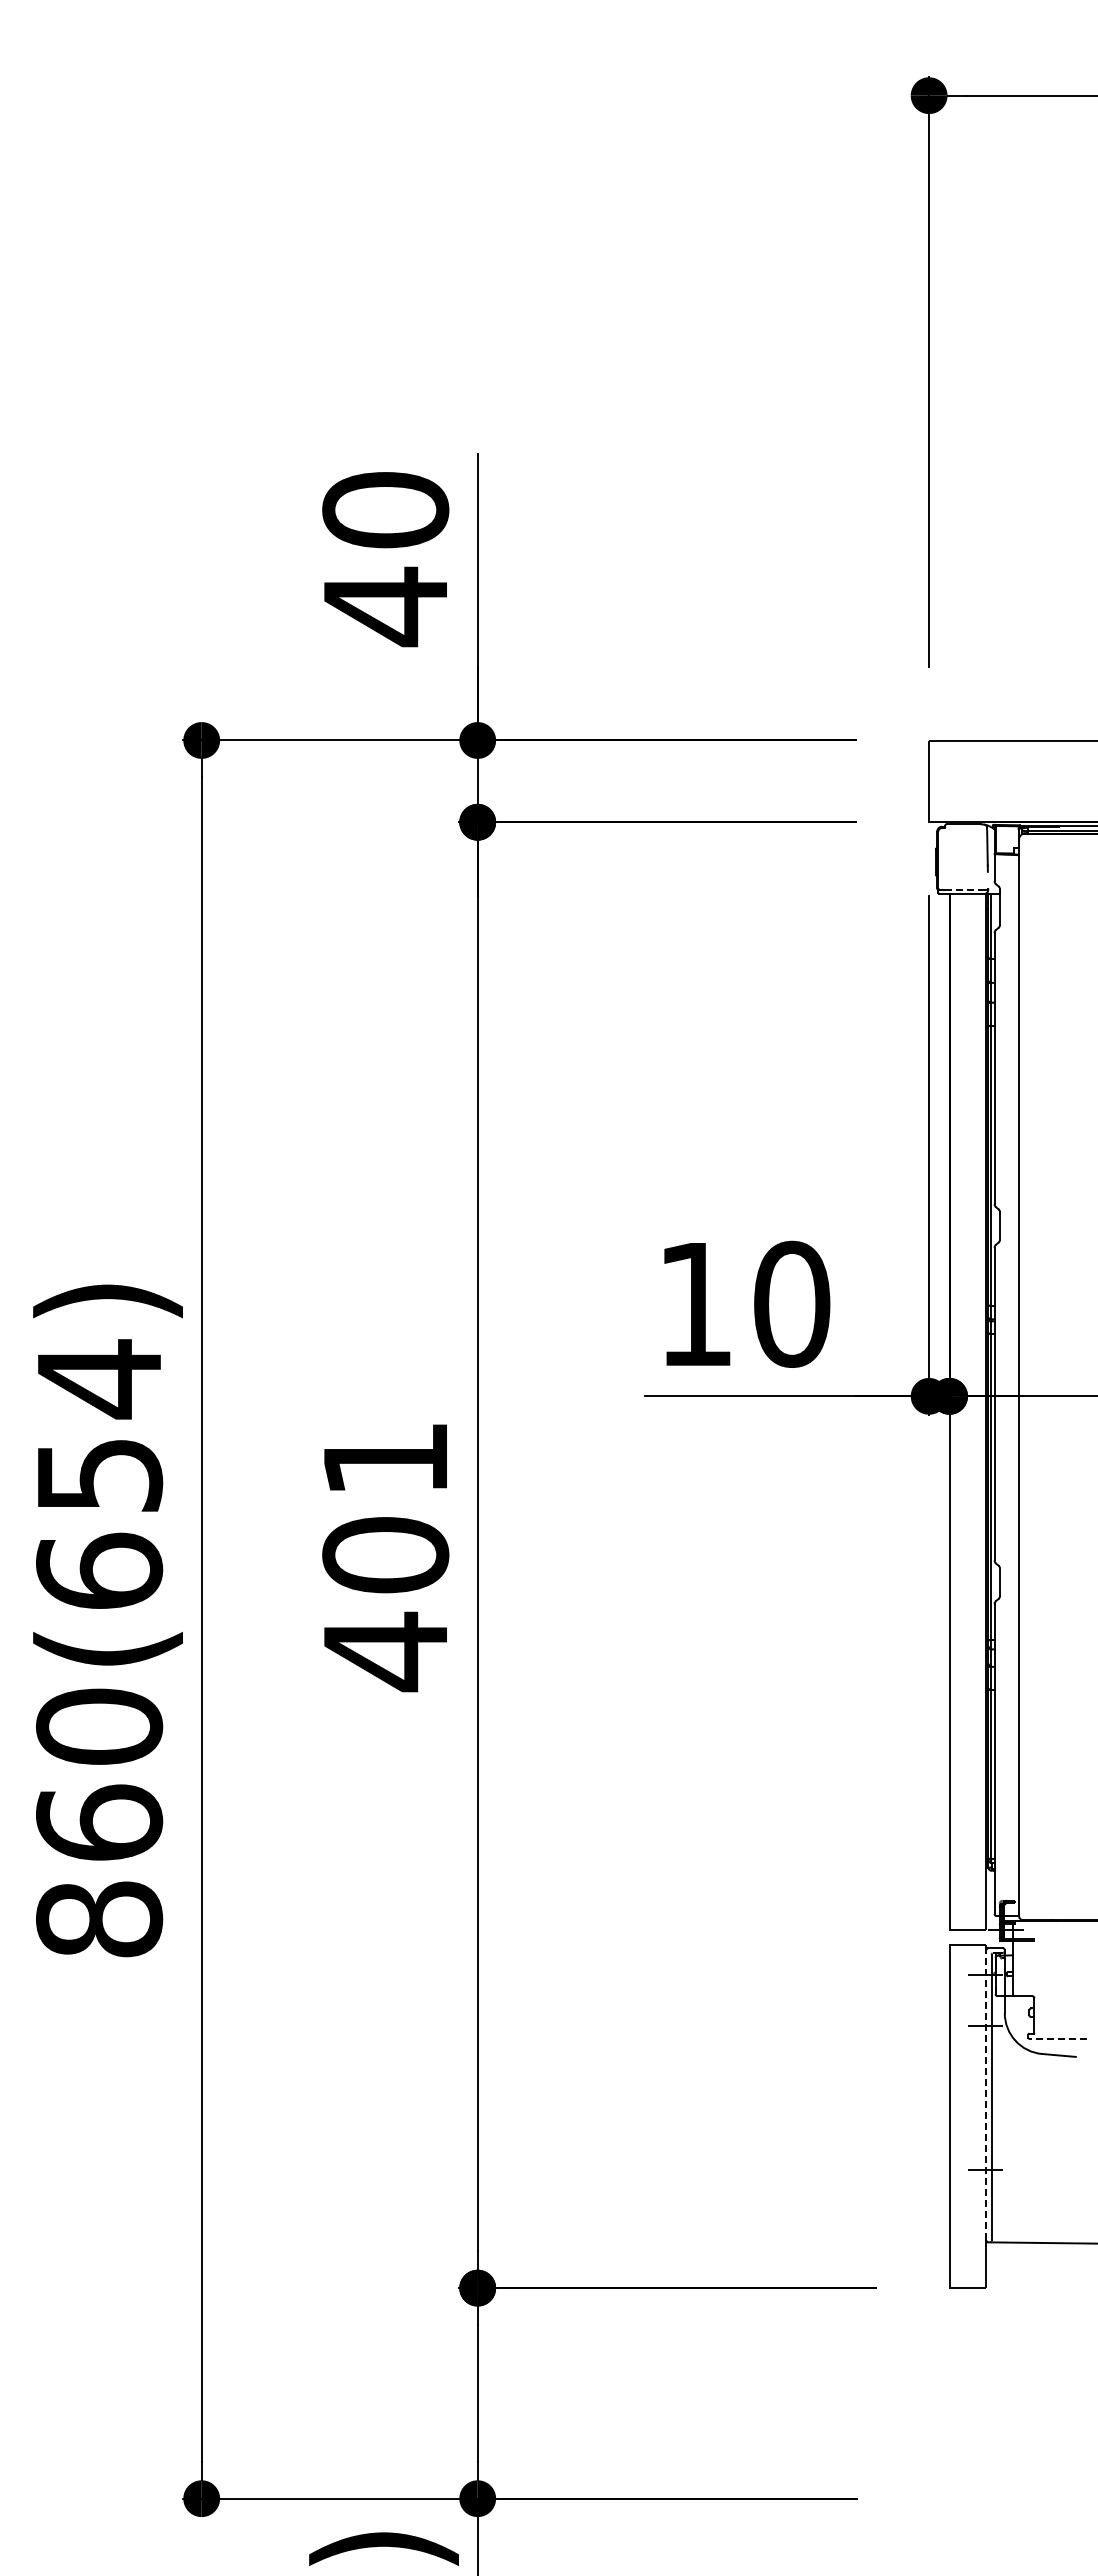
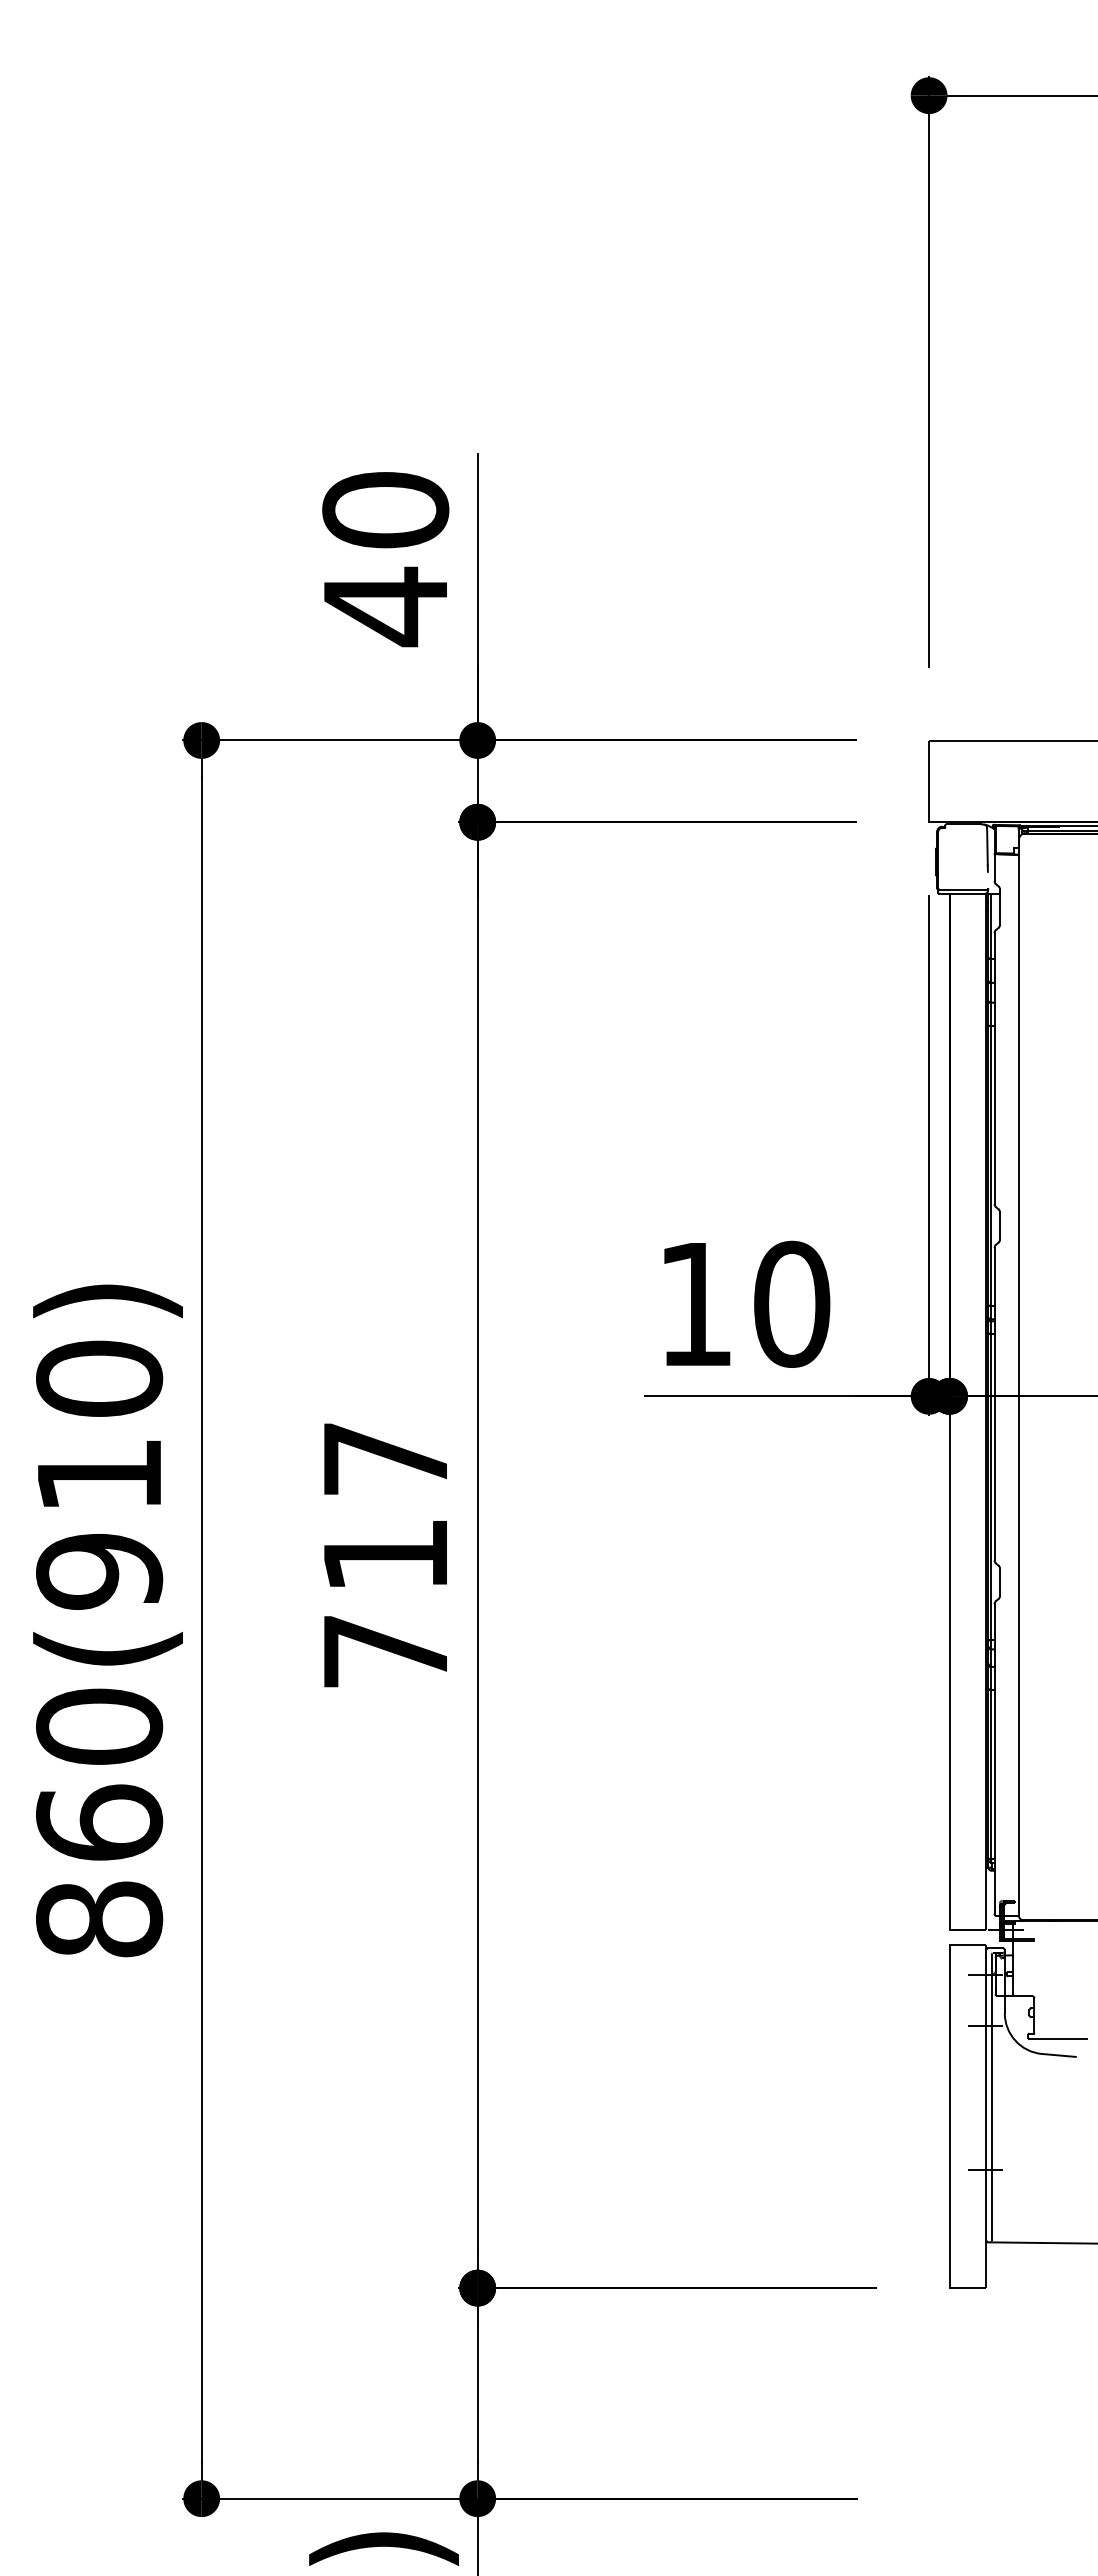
line: dashed -> solid (965, 889)
text: 860(654) -> 860(910) (99, 1474)
text: 401 -> 717 (385, 1557)
line: dashed -> solid (1058, 2038)
line: dashed -> solid (986, 2094)
